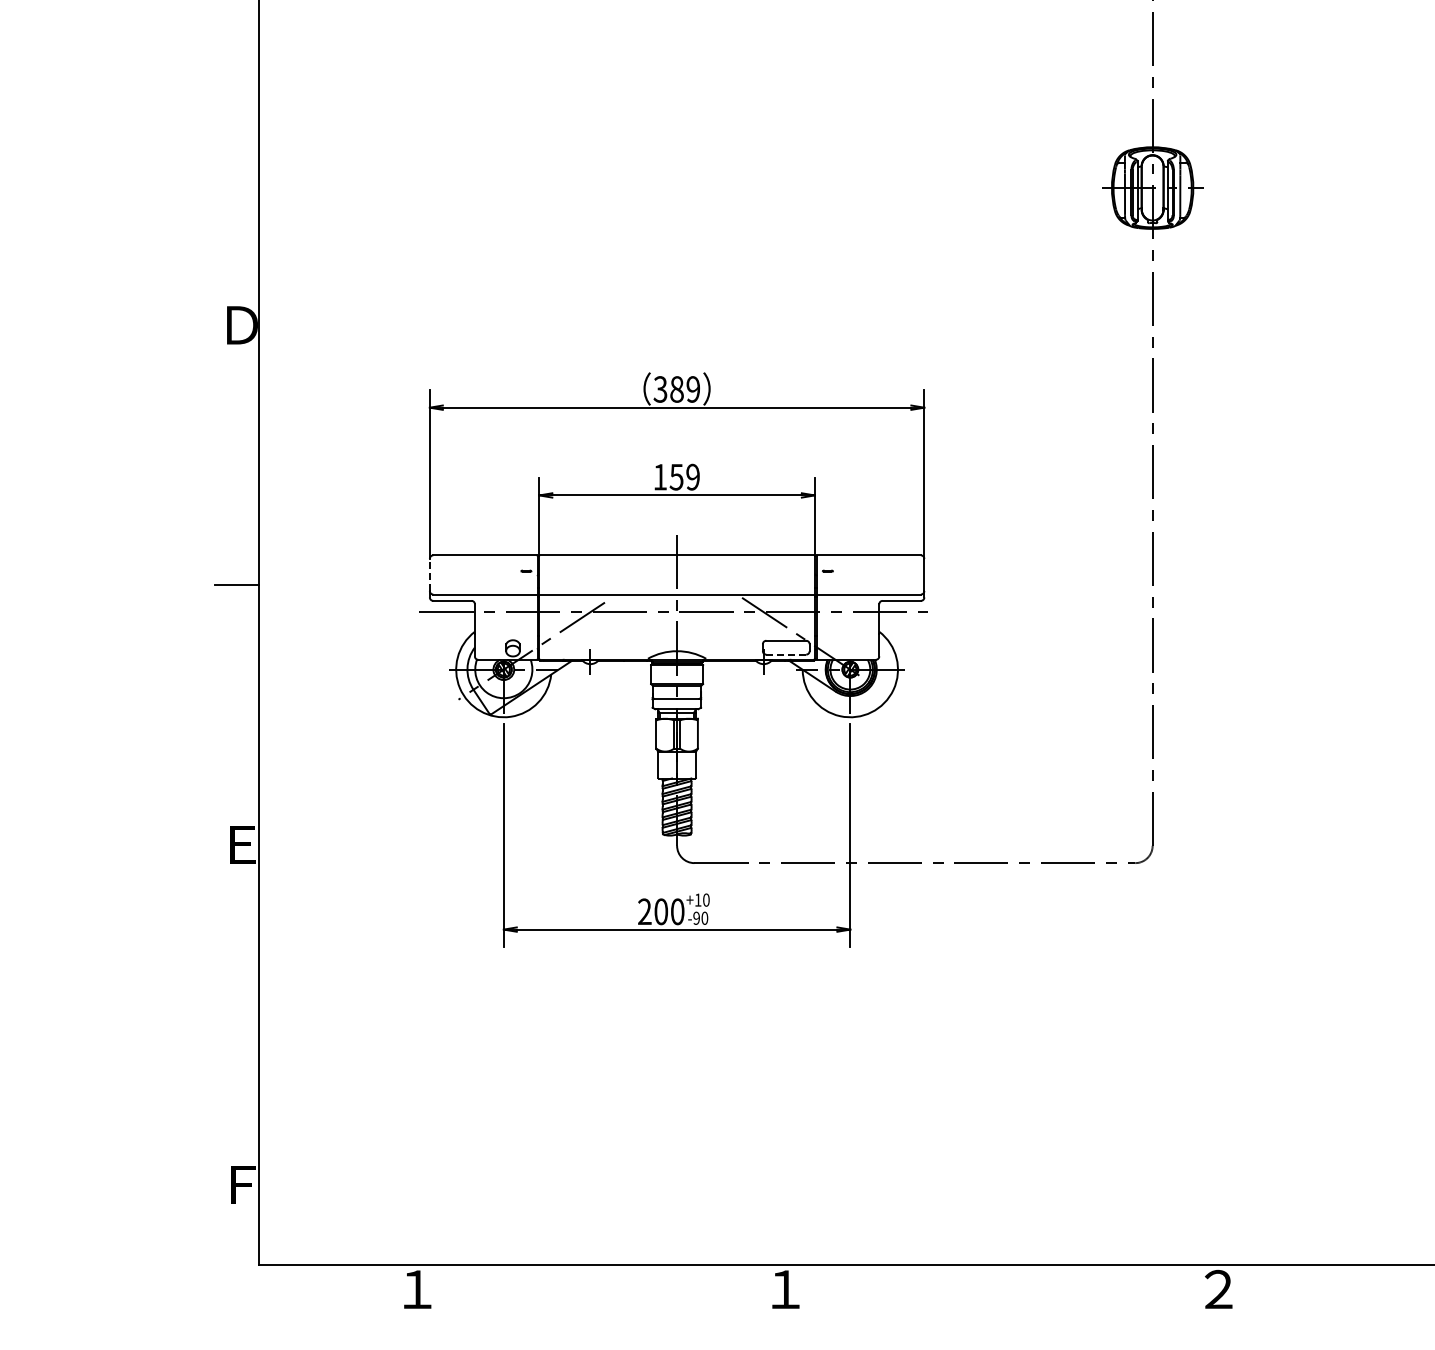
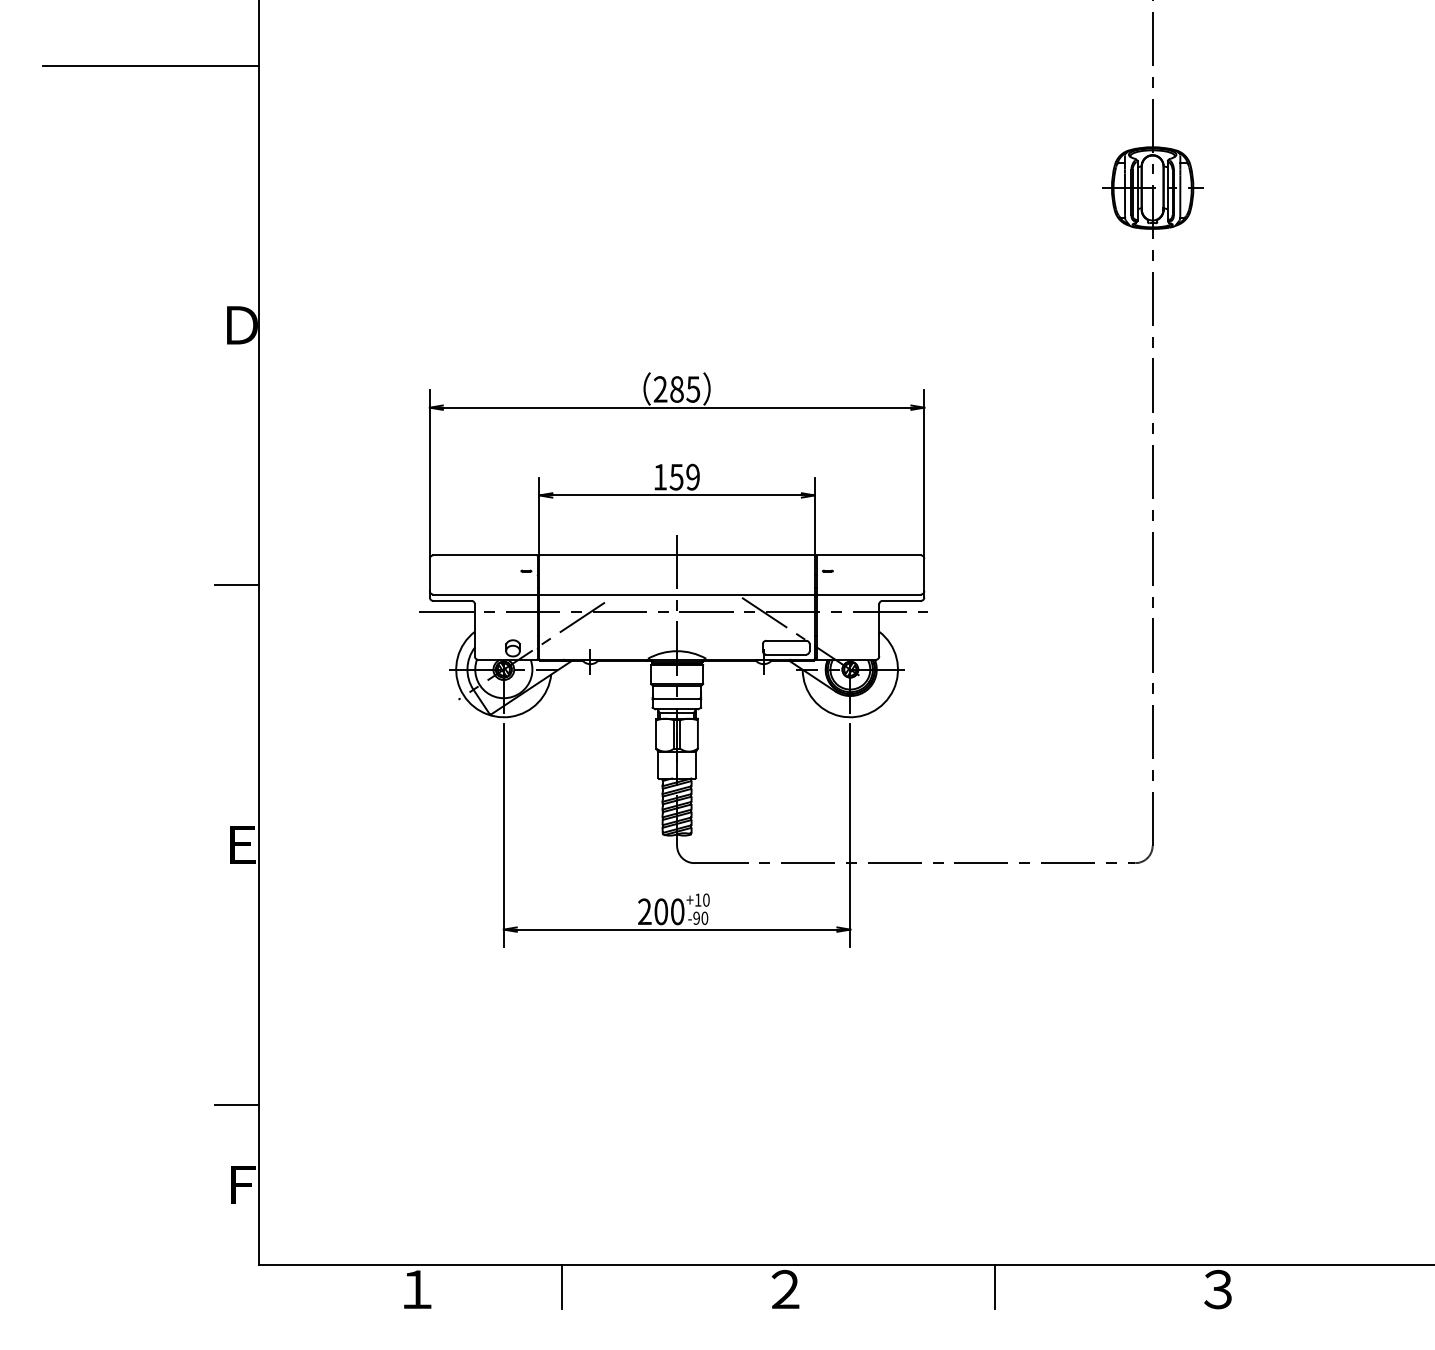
line: none -> present (150, 65)
text: 389 -> 285 (676, 389)
line: dashed -> solid (429, 574)
line: dashed -> solid (786, 654)
line: none -> present (236, 1105)
line: none -> present (561, 1286)
line: none -> present (995, 1286)
text: １ -> ２ (785, 1288)
text: ２ -> ３ (1218, 1289)
